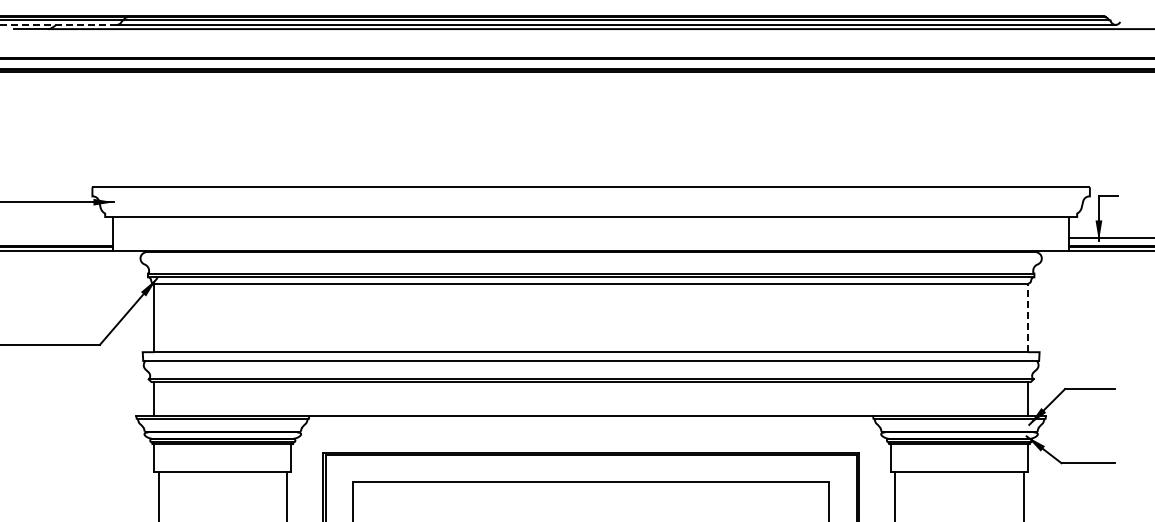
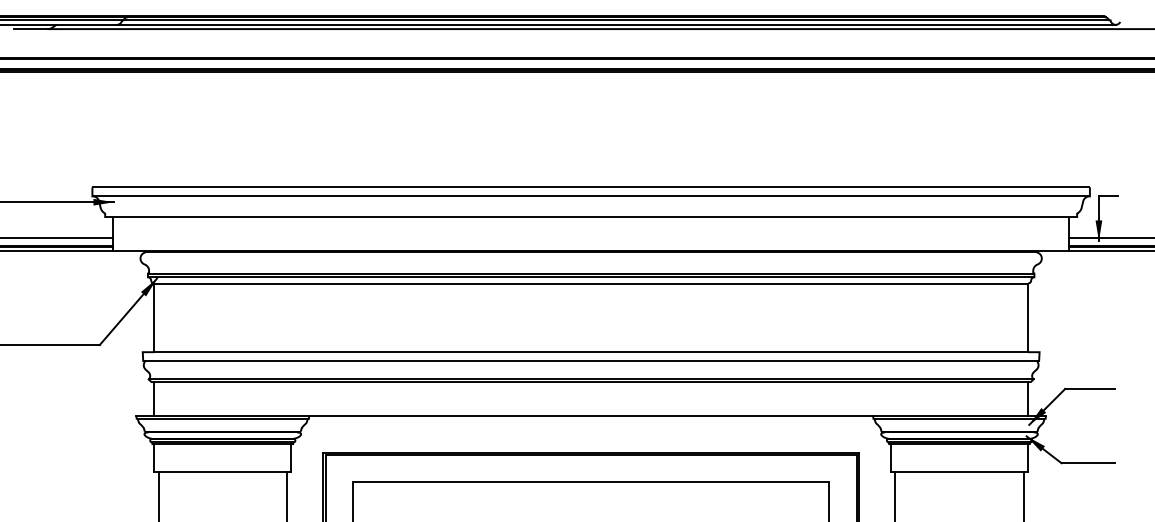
line: dashed -> solid (58, 24)
line: none -> present (590, 196)
line: none -> present (57, 238)
line: dashed -> solid (1028, 317)
